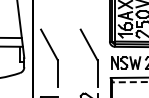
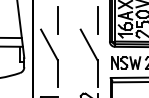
line: none -> present (57, 20)
line: none -> present (97, 20)
line: dashed -> solid (130, 82)
